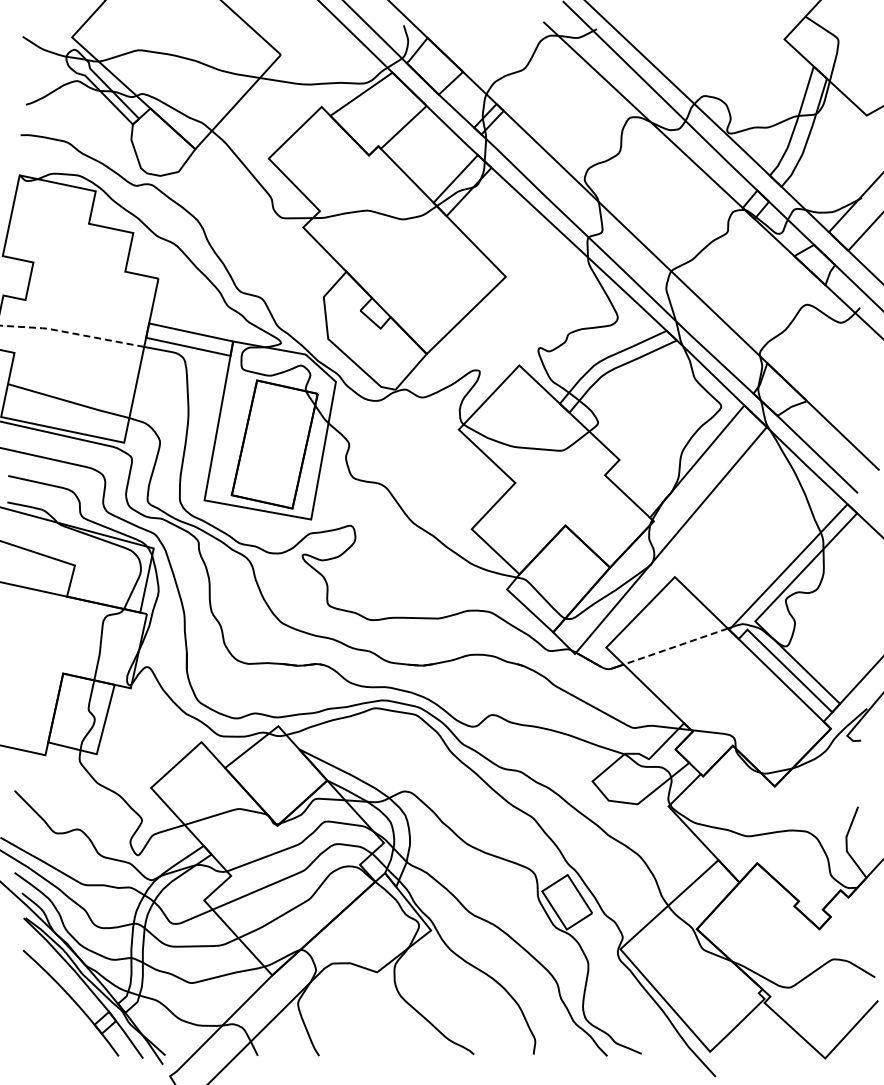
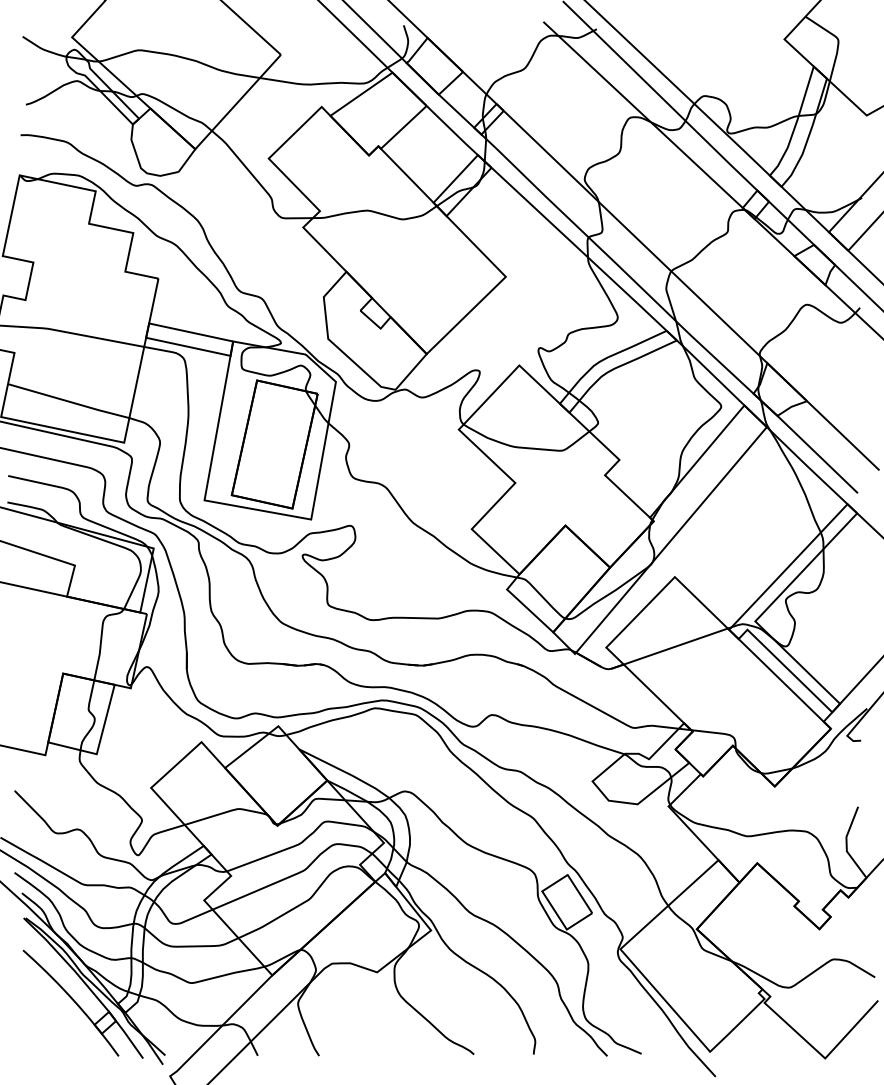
line: dashed -> solid (70, 333)
line: dashed -> solid (675, 646)
